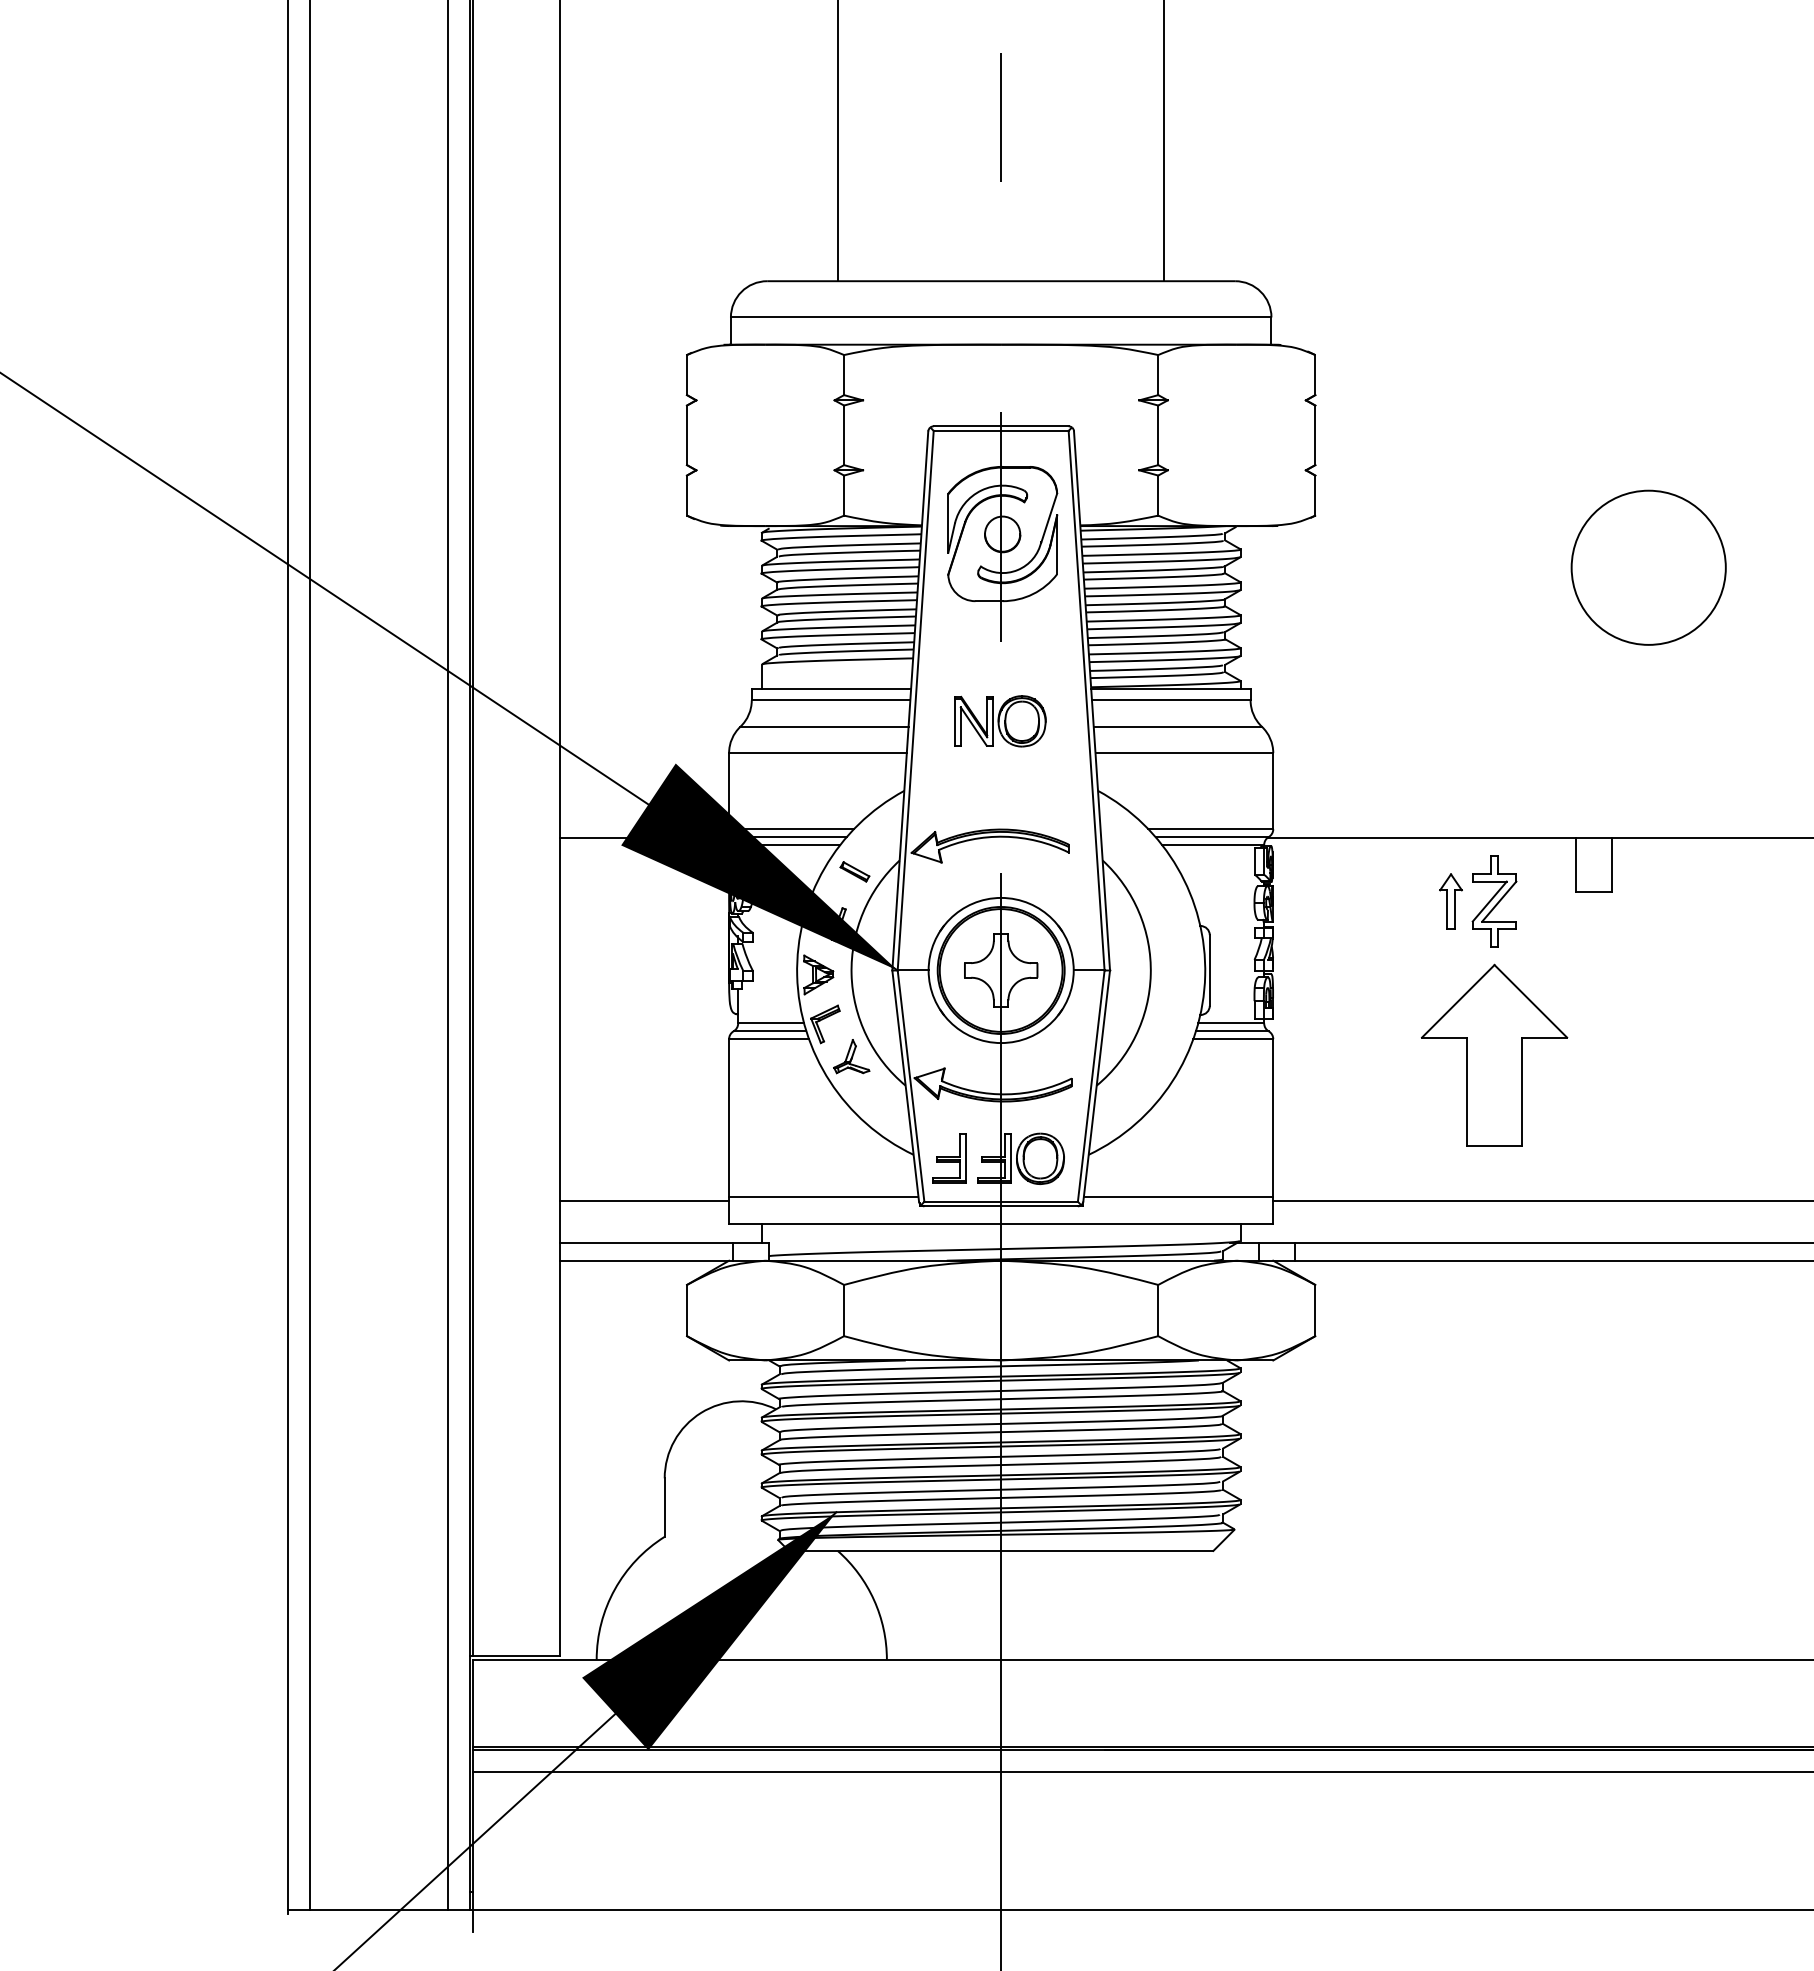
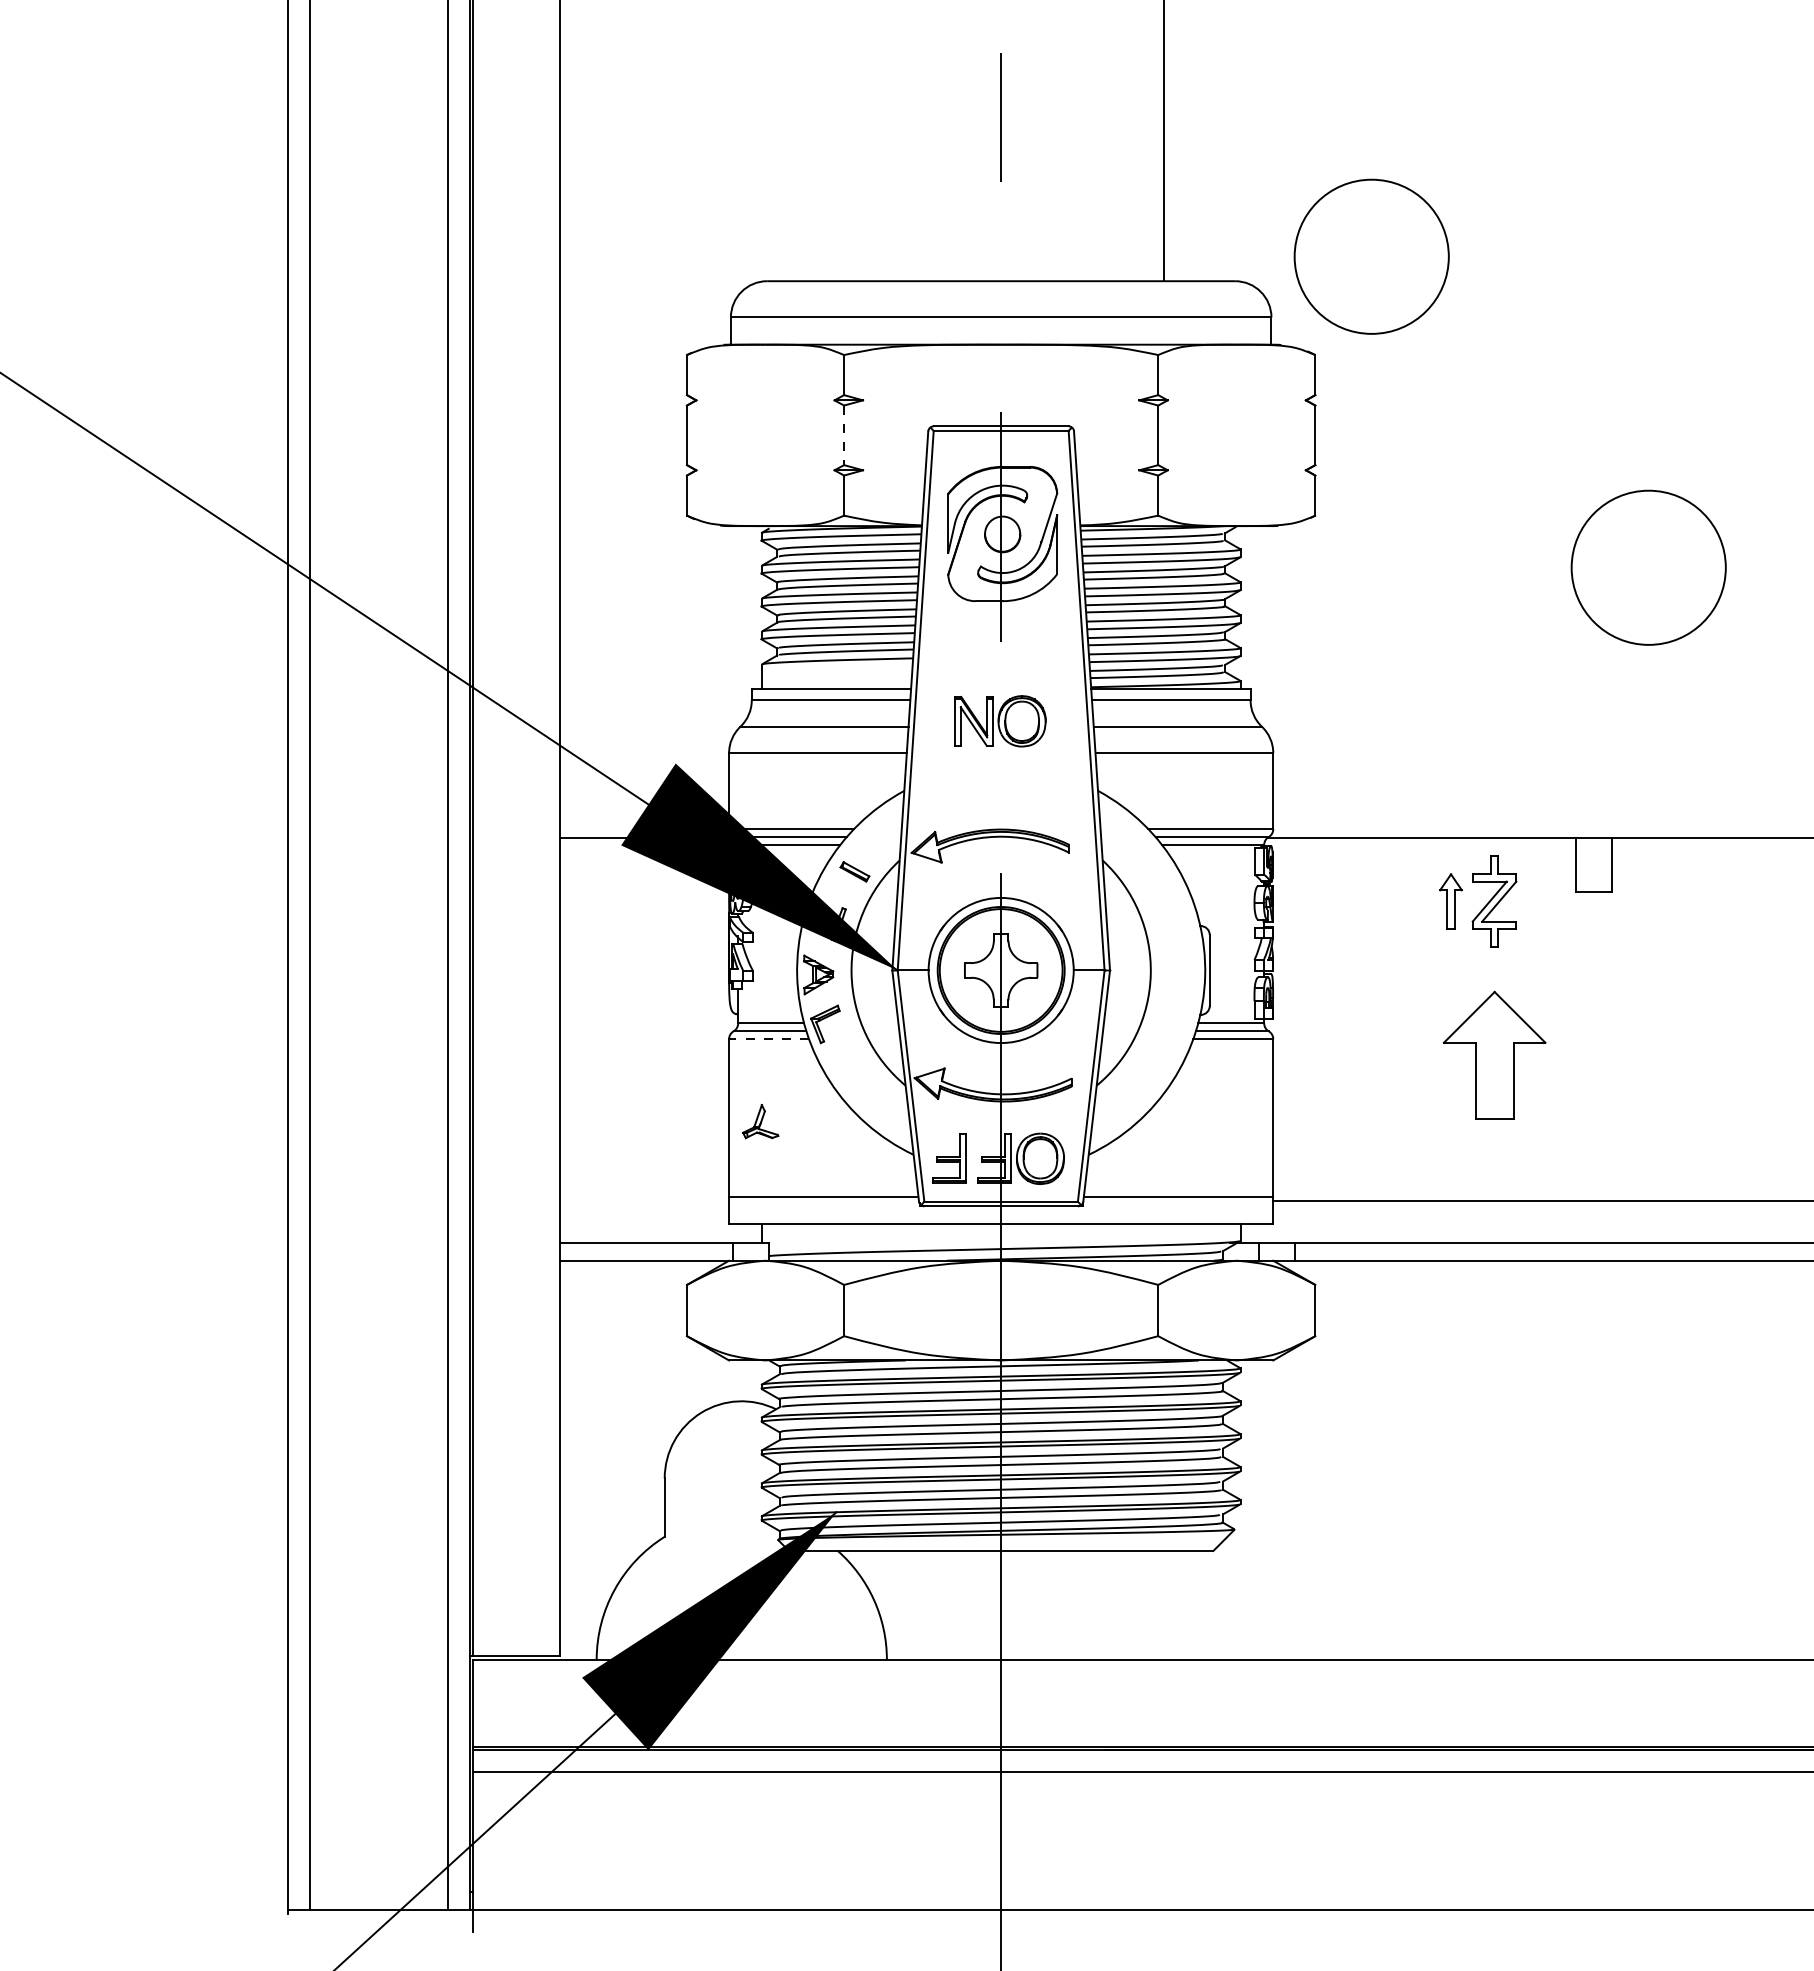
line: present -> none (837, 141)
circle: none -> present (1371, 256)
line: solid -> dashed (844, 435)
line: solid -> dashed (769, 1039)
part size: 148x184 px -> 105x130 px (1494, 1054)
part position: (851, 1056) -> (760, 1121) (760, 1121)
line: present -> none (644, 1200)
